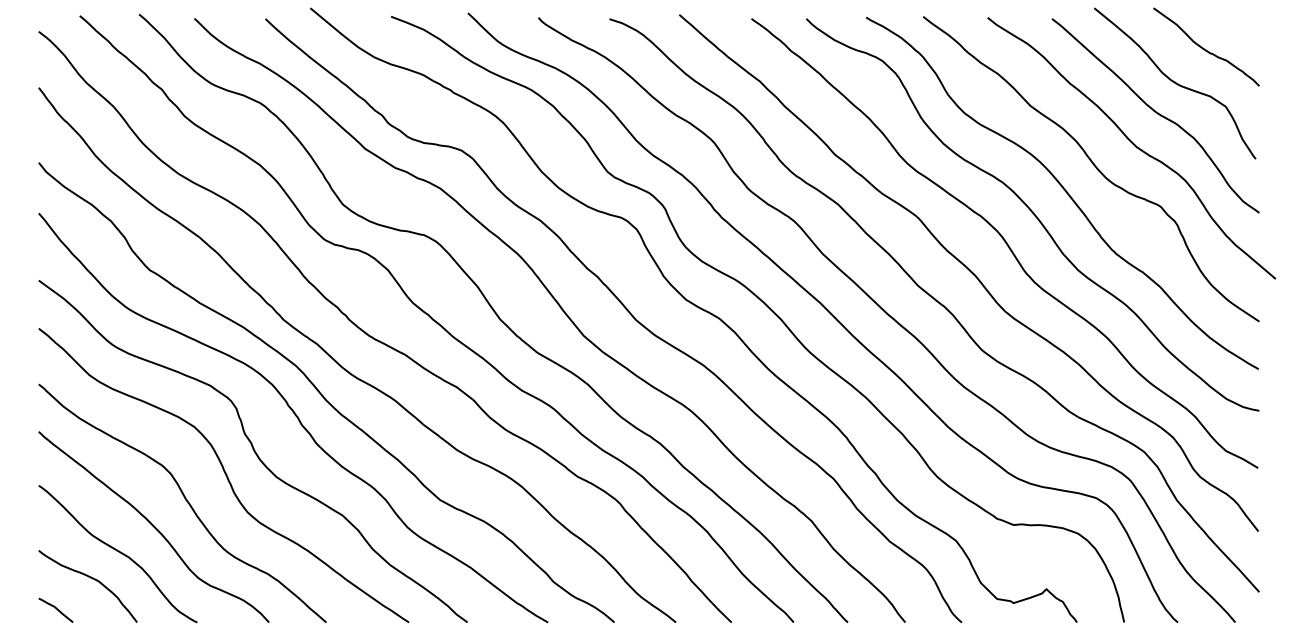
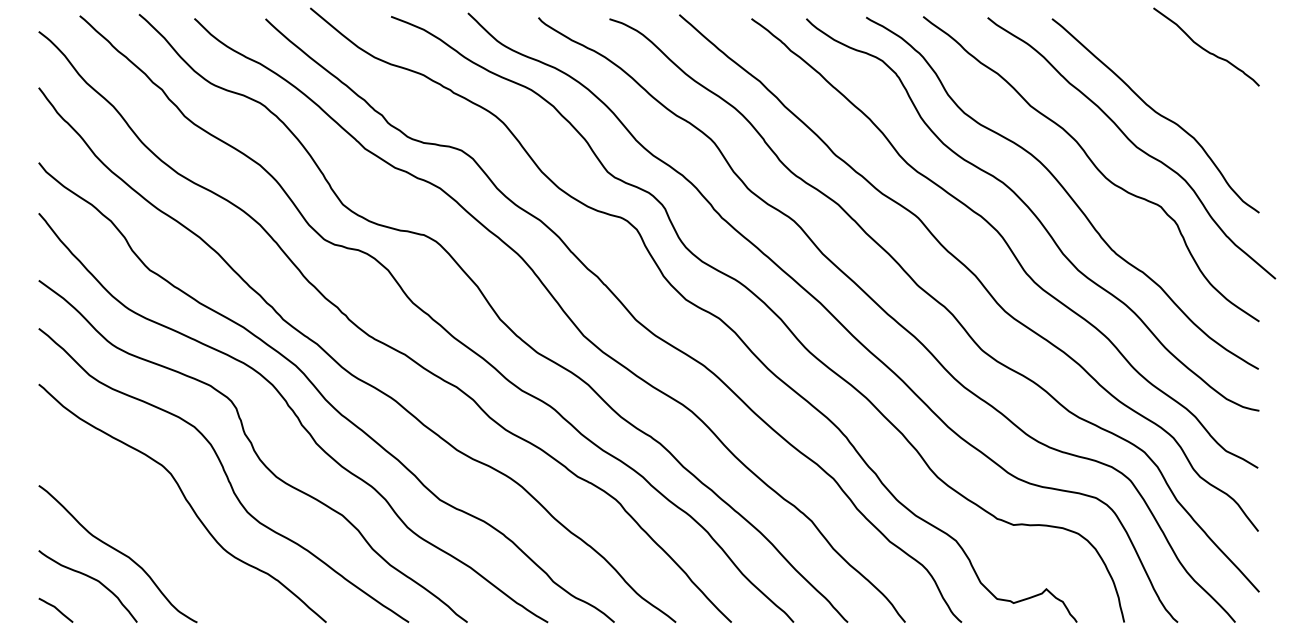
curve: present -> none (1175, 83)
curve: present -> none (153, 526)
